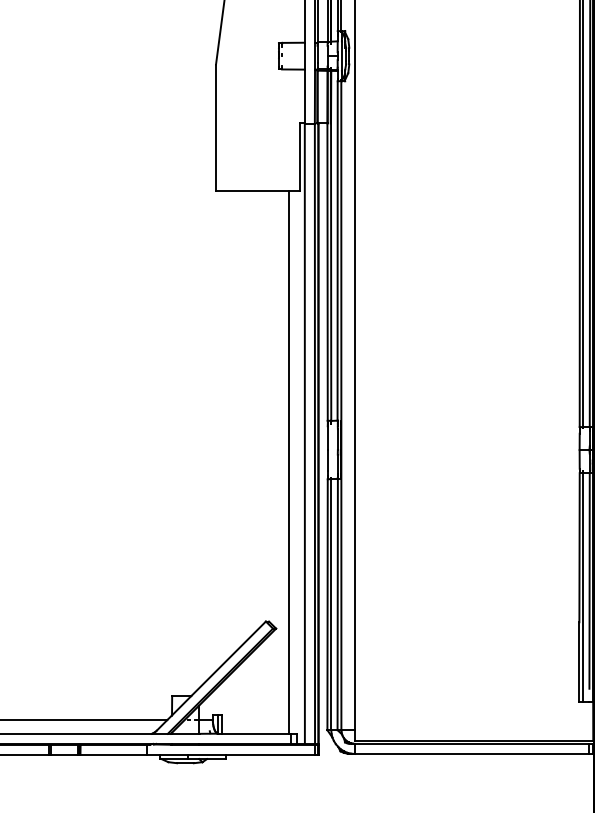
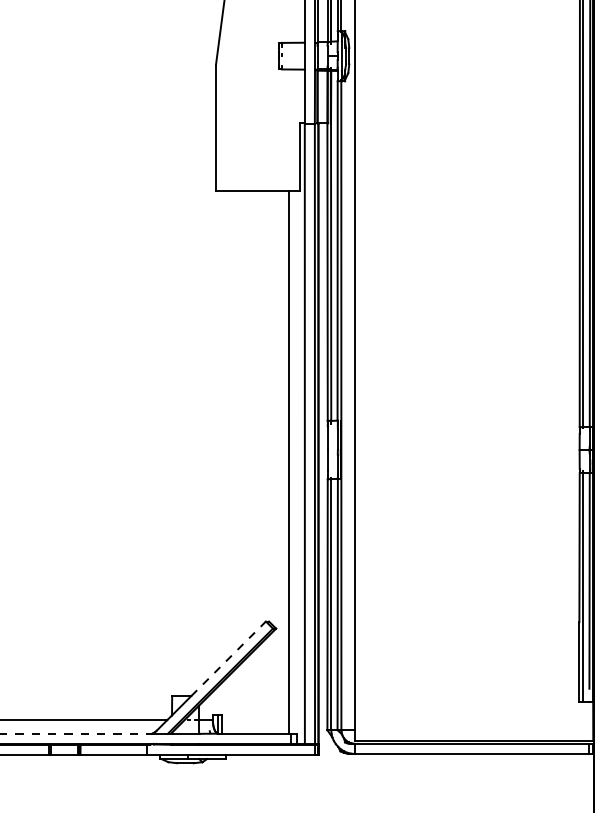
line: solid -> dashed (228, 658)
line: solid -> dashed (76, 733)
